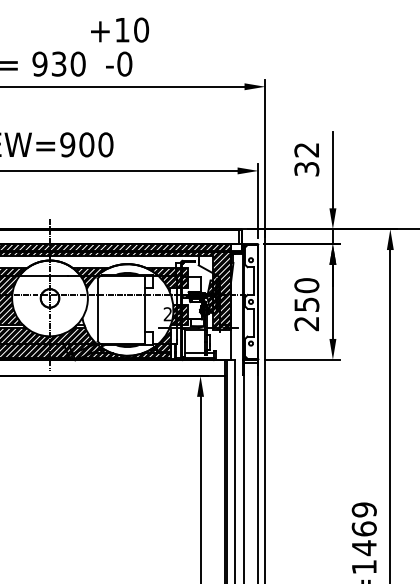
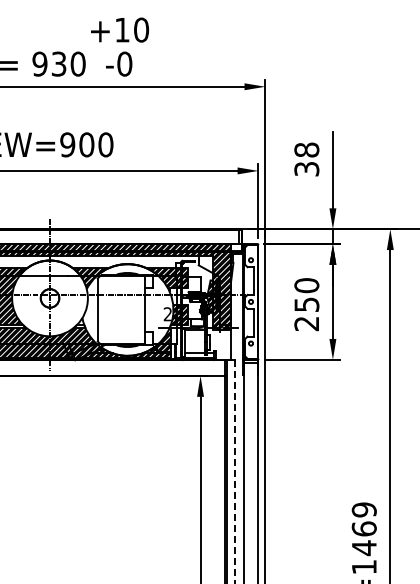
text: 32 -> 38 (306, 149)
line: solid -> dashed (235, 472)
